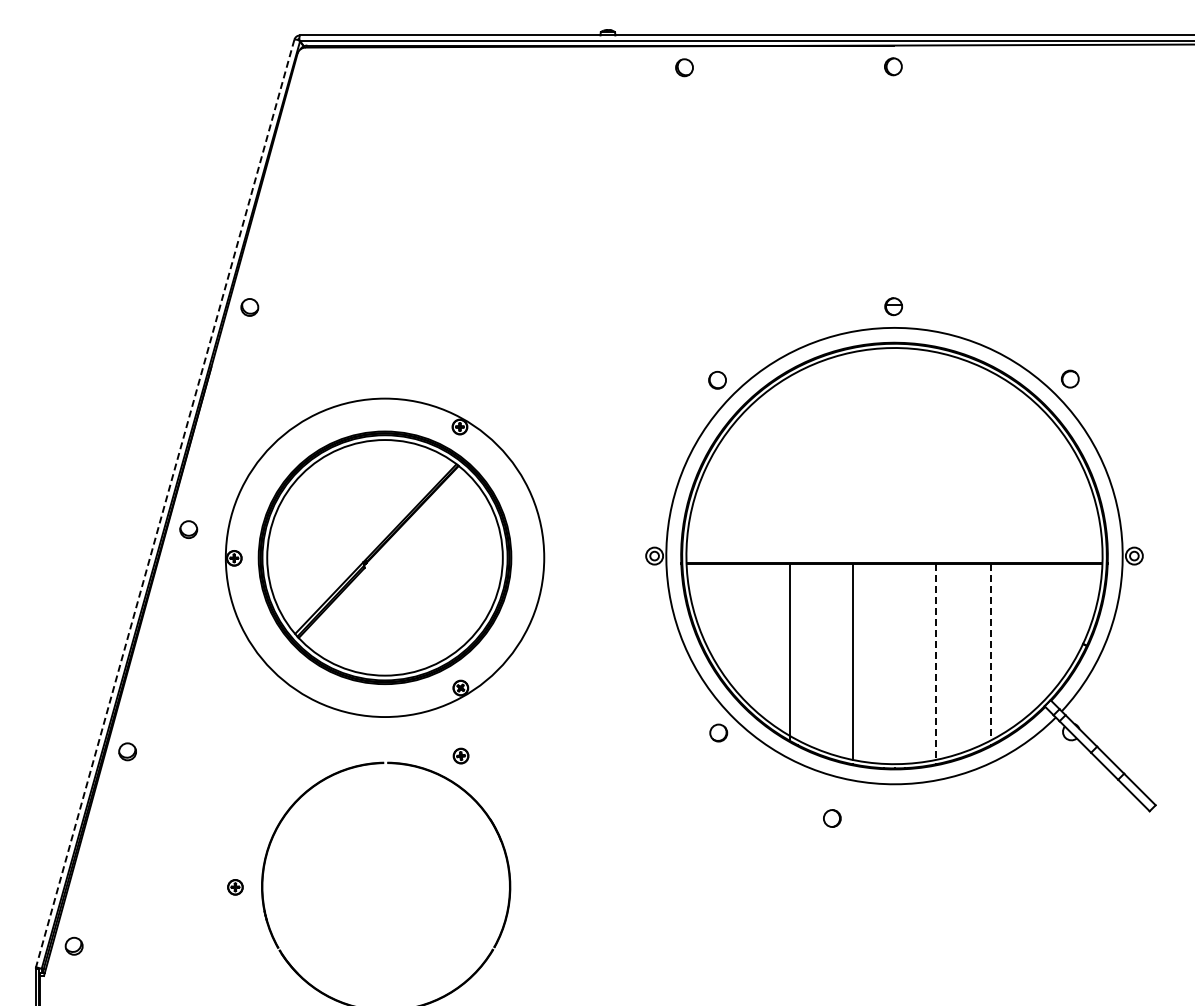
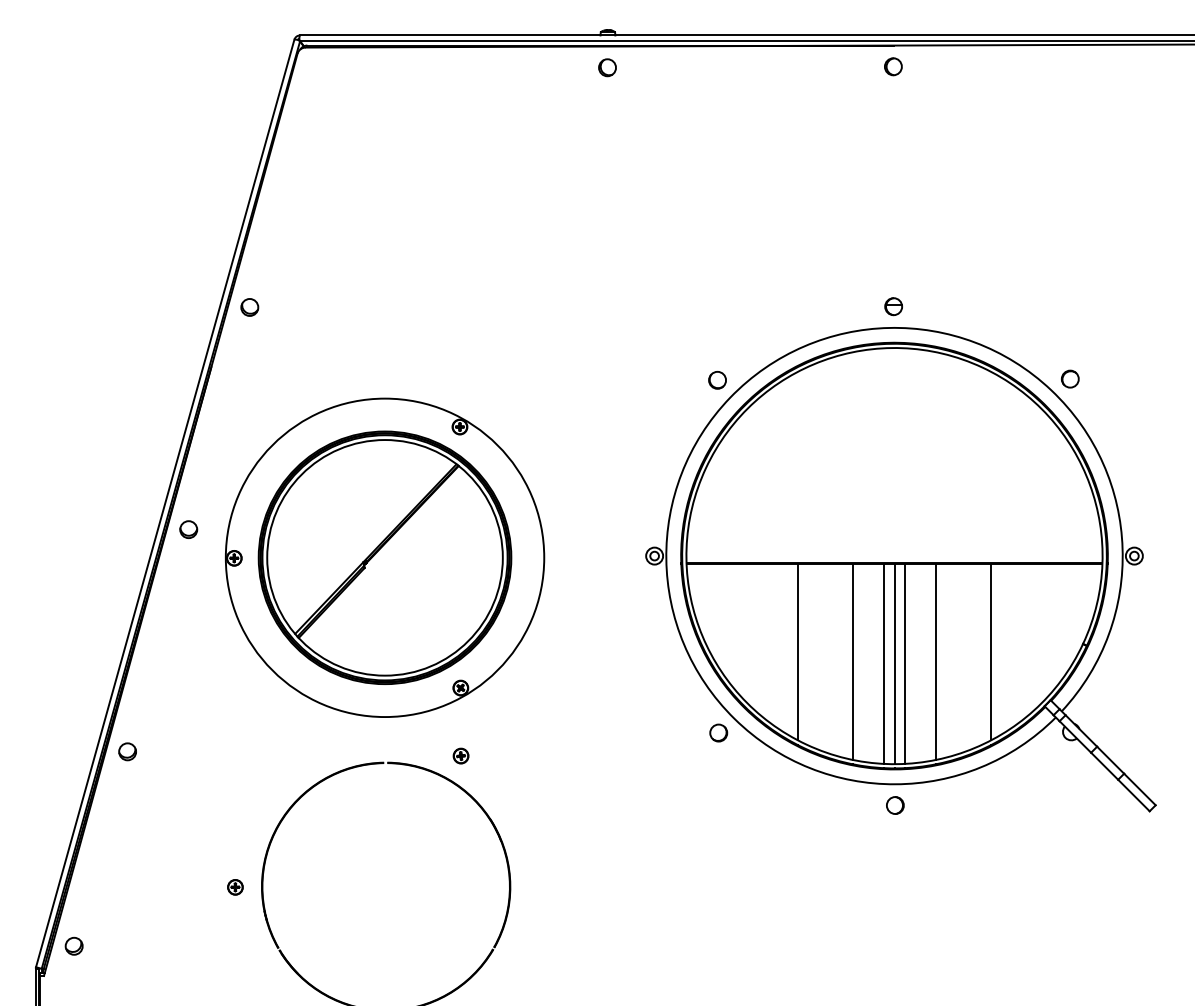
part position: (684, 67) -> (607, 67) (607, 67)
line: dashed -> solid (165, 503)
line position: (789, 651) -> (797, 651) (797, 651)
line: dashed -> solid (991, 652)
line: dashed -> solid (935, 662)
line: none -> present (883, 663)
line: none -> present (894, 663)
line: none -> present (905, 663)
circle position: (832, 818) -> (895, 805) (895, 805)
